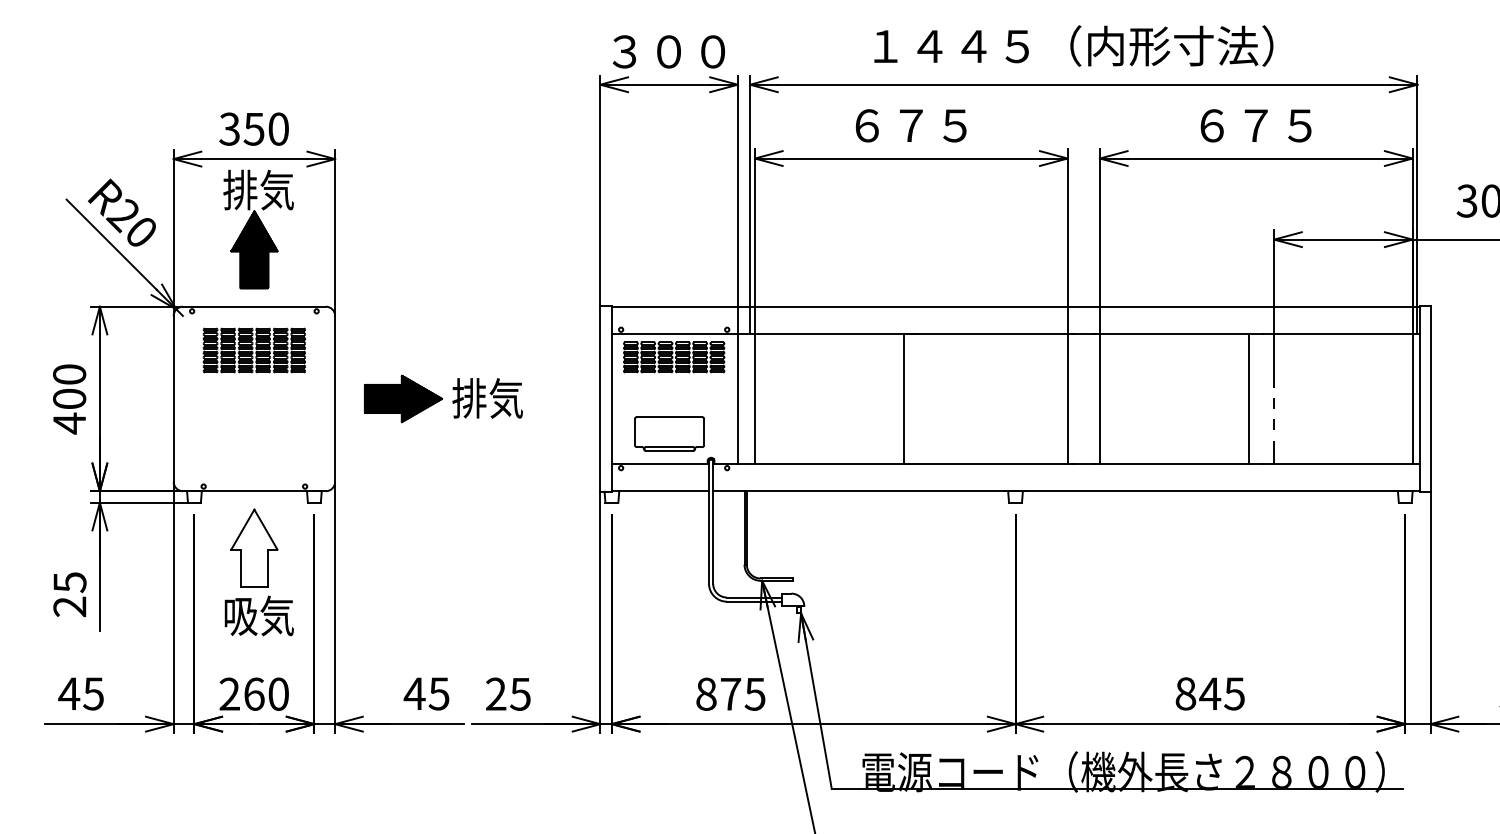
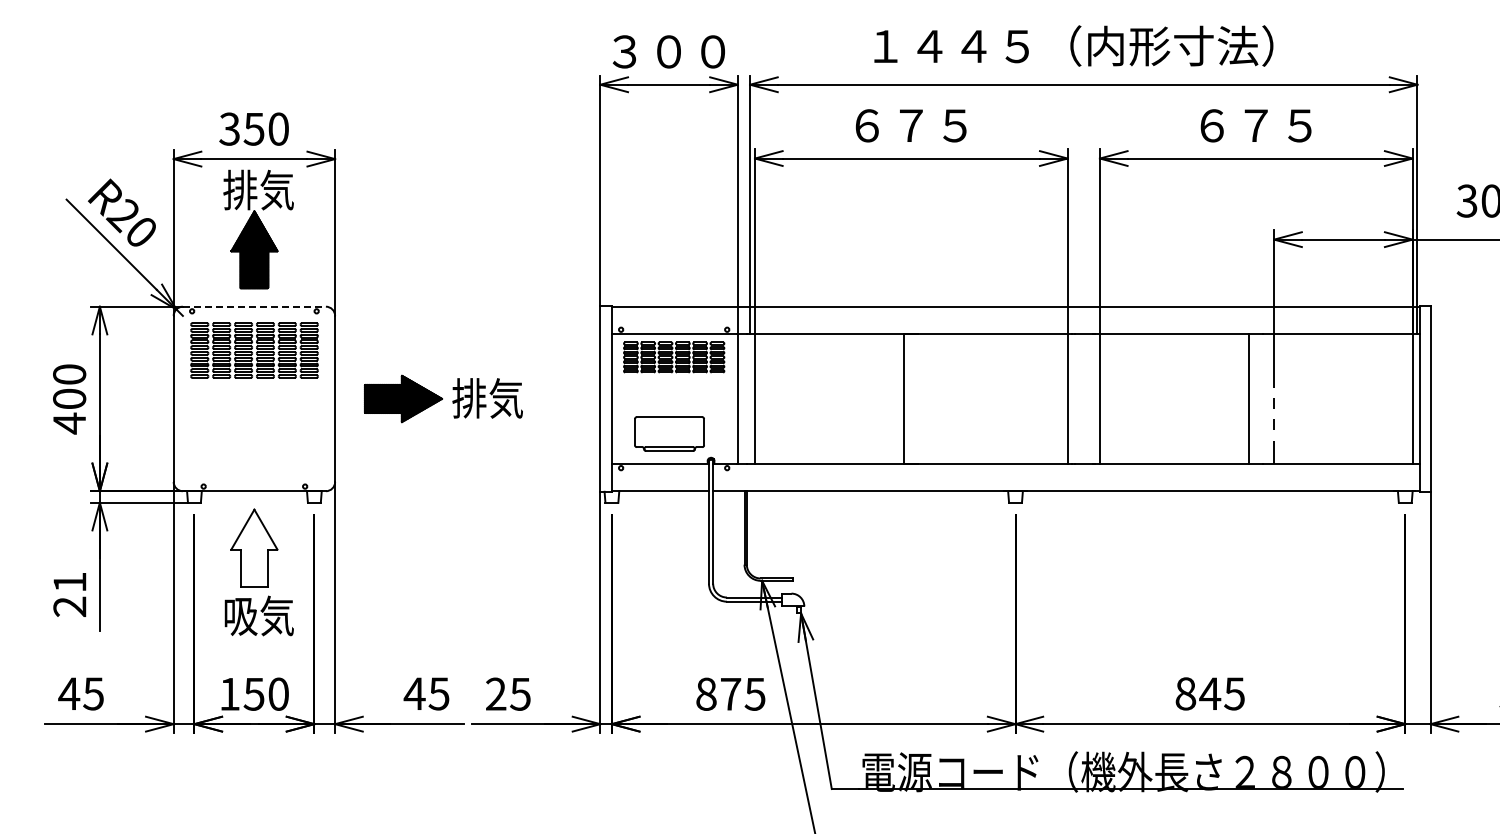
line: solid -> dashed (254, 306)
part size: 104x47 px -> 129x57 px (254, 350)
text: 25 -> 21 (69, 582)
text: 260 -> 150 (241, 693)
